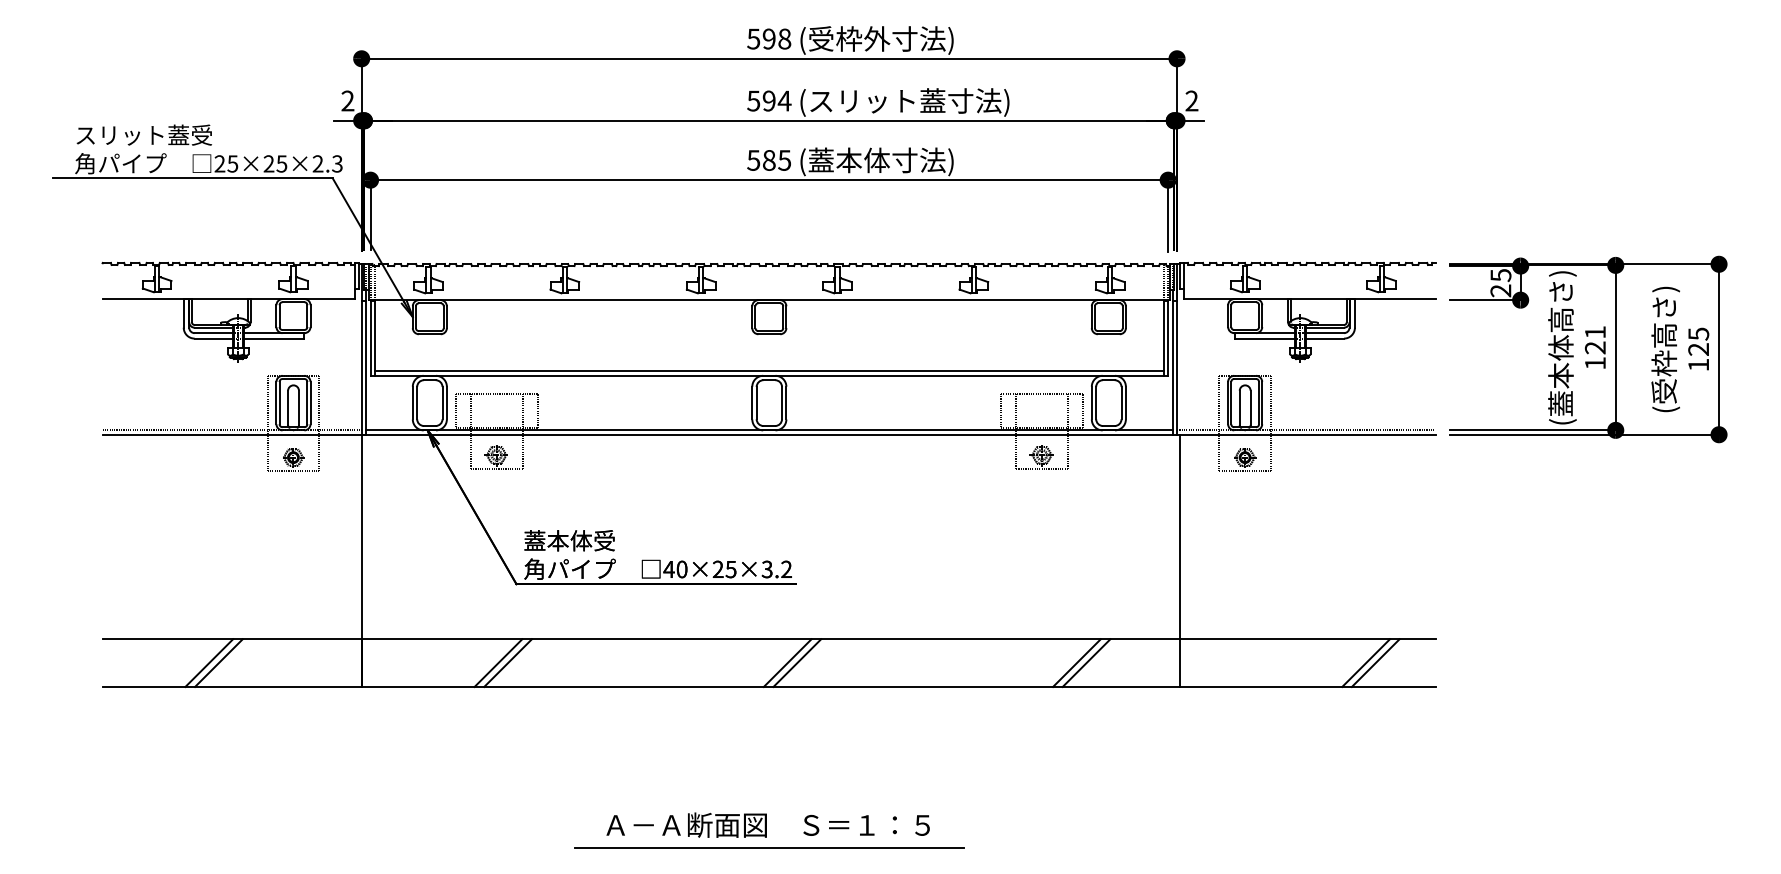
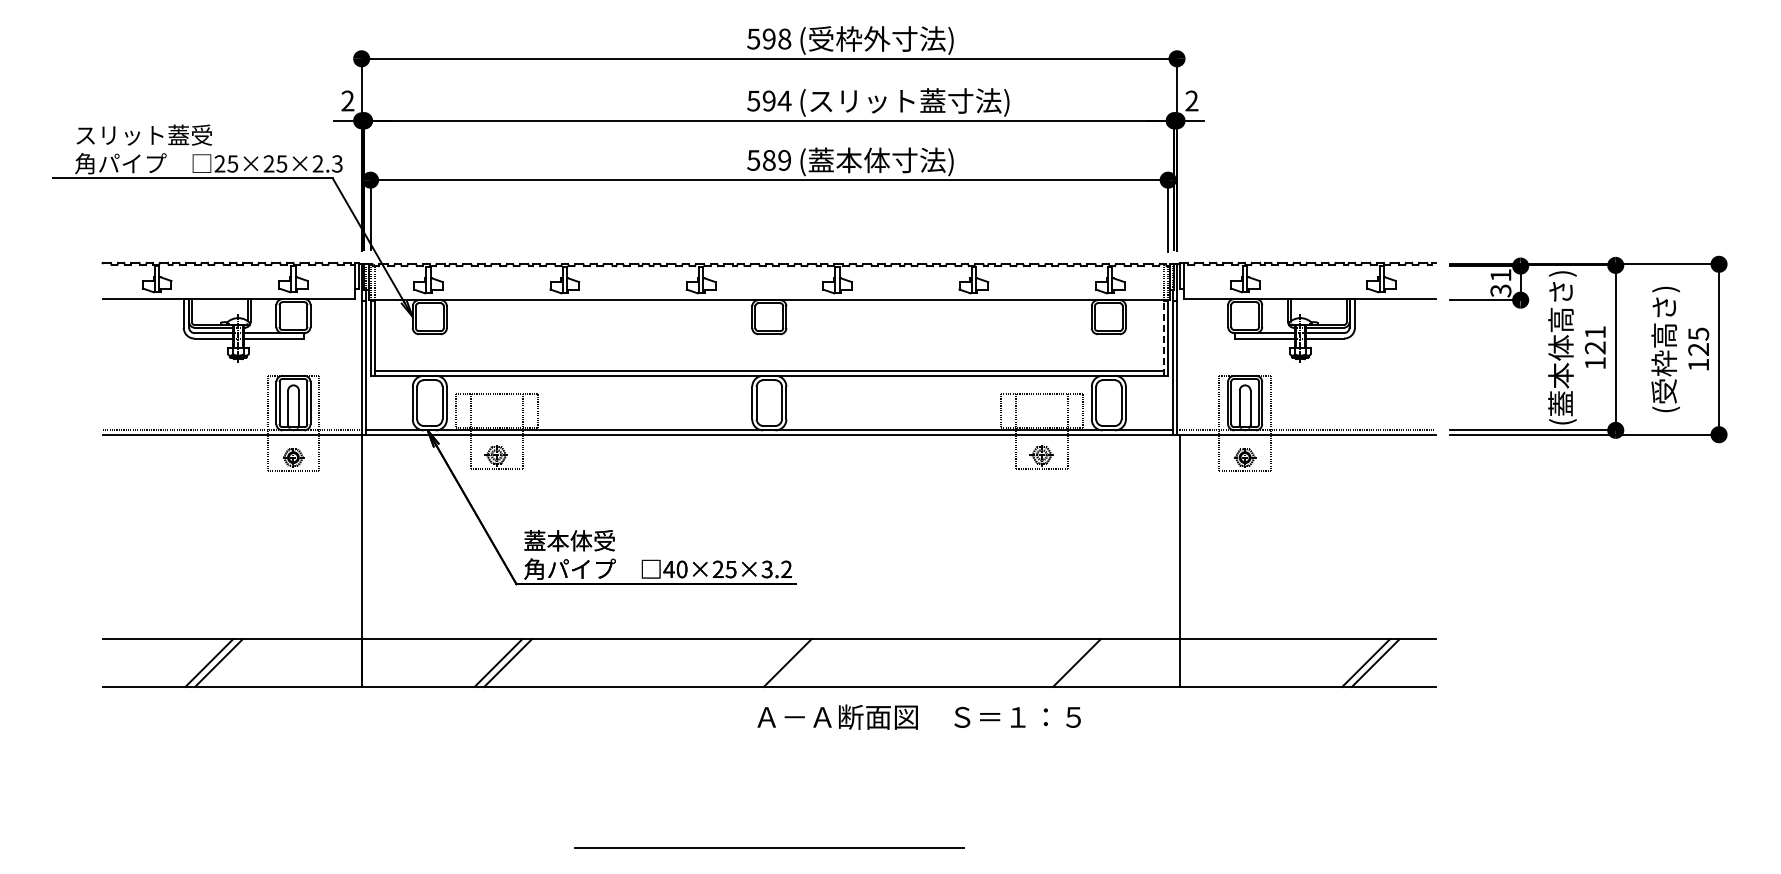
text: 585 -> 589 (784, 160)
text: 25 -> 31 (1500, 283)
line: solid -> dashed (1163, 338)
line: present -> none (797, 662)
line: present -> none (1086, 662)
text position: (767, 824) -> (918, 716) (918, 716)
